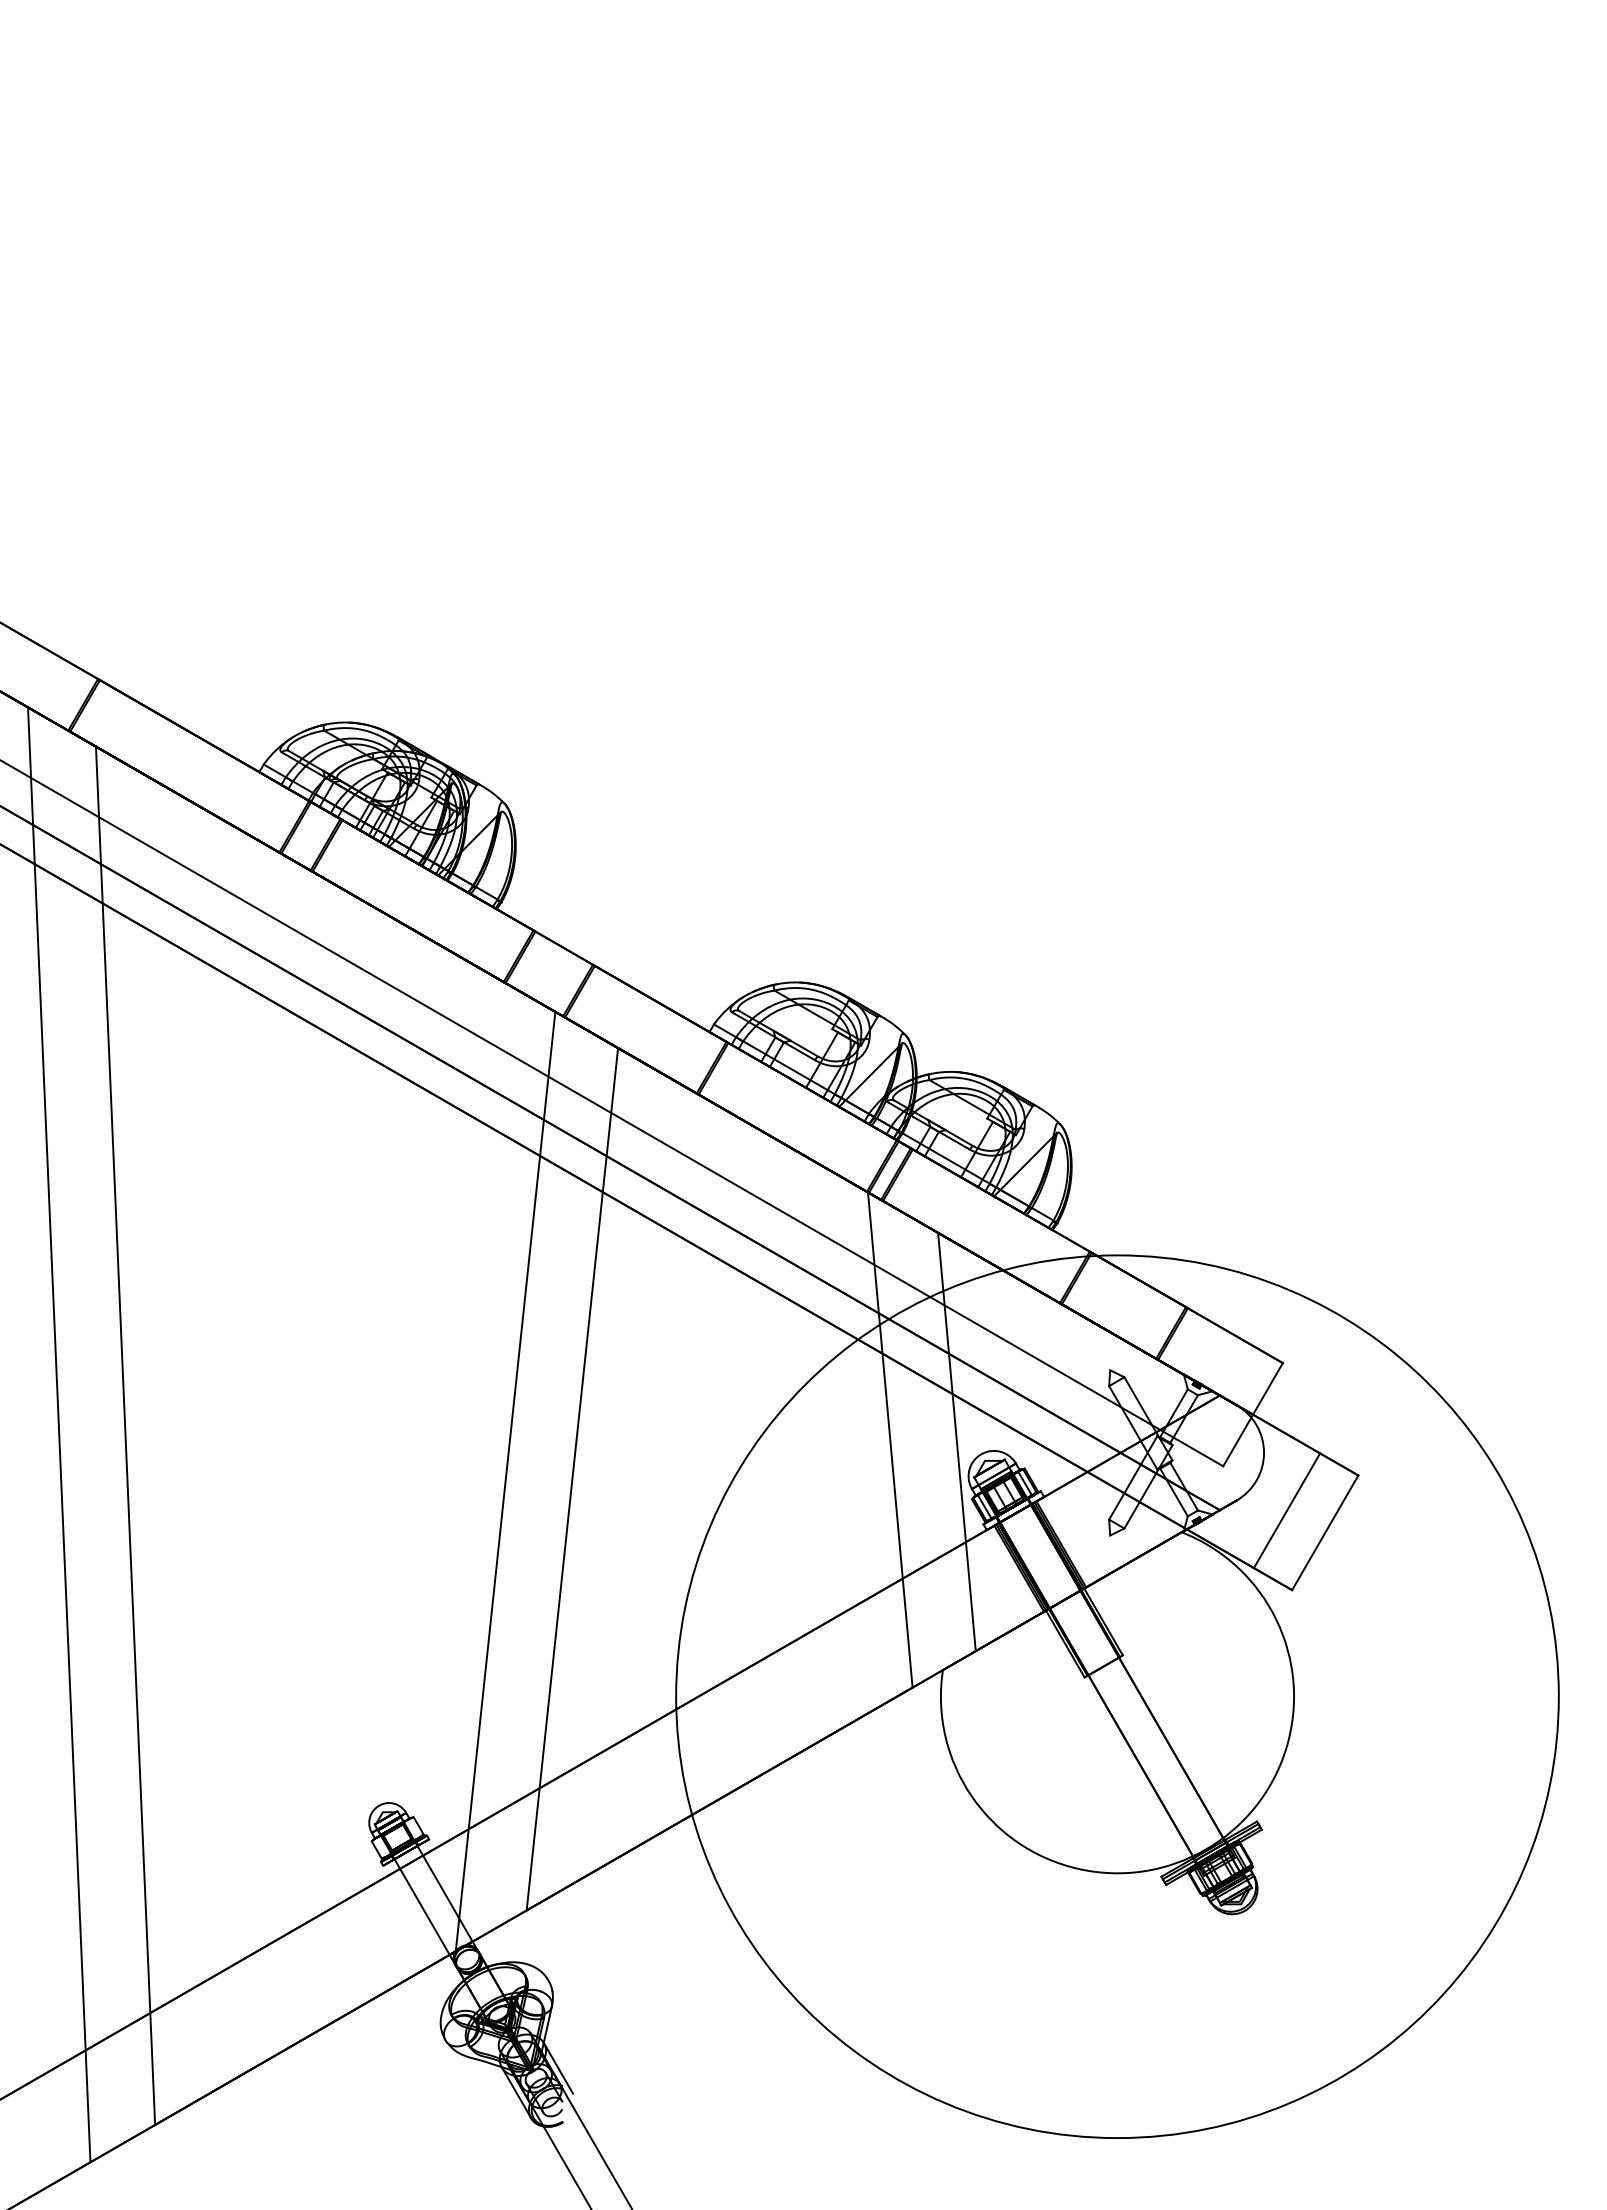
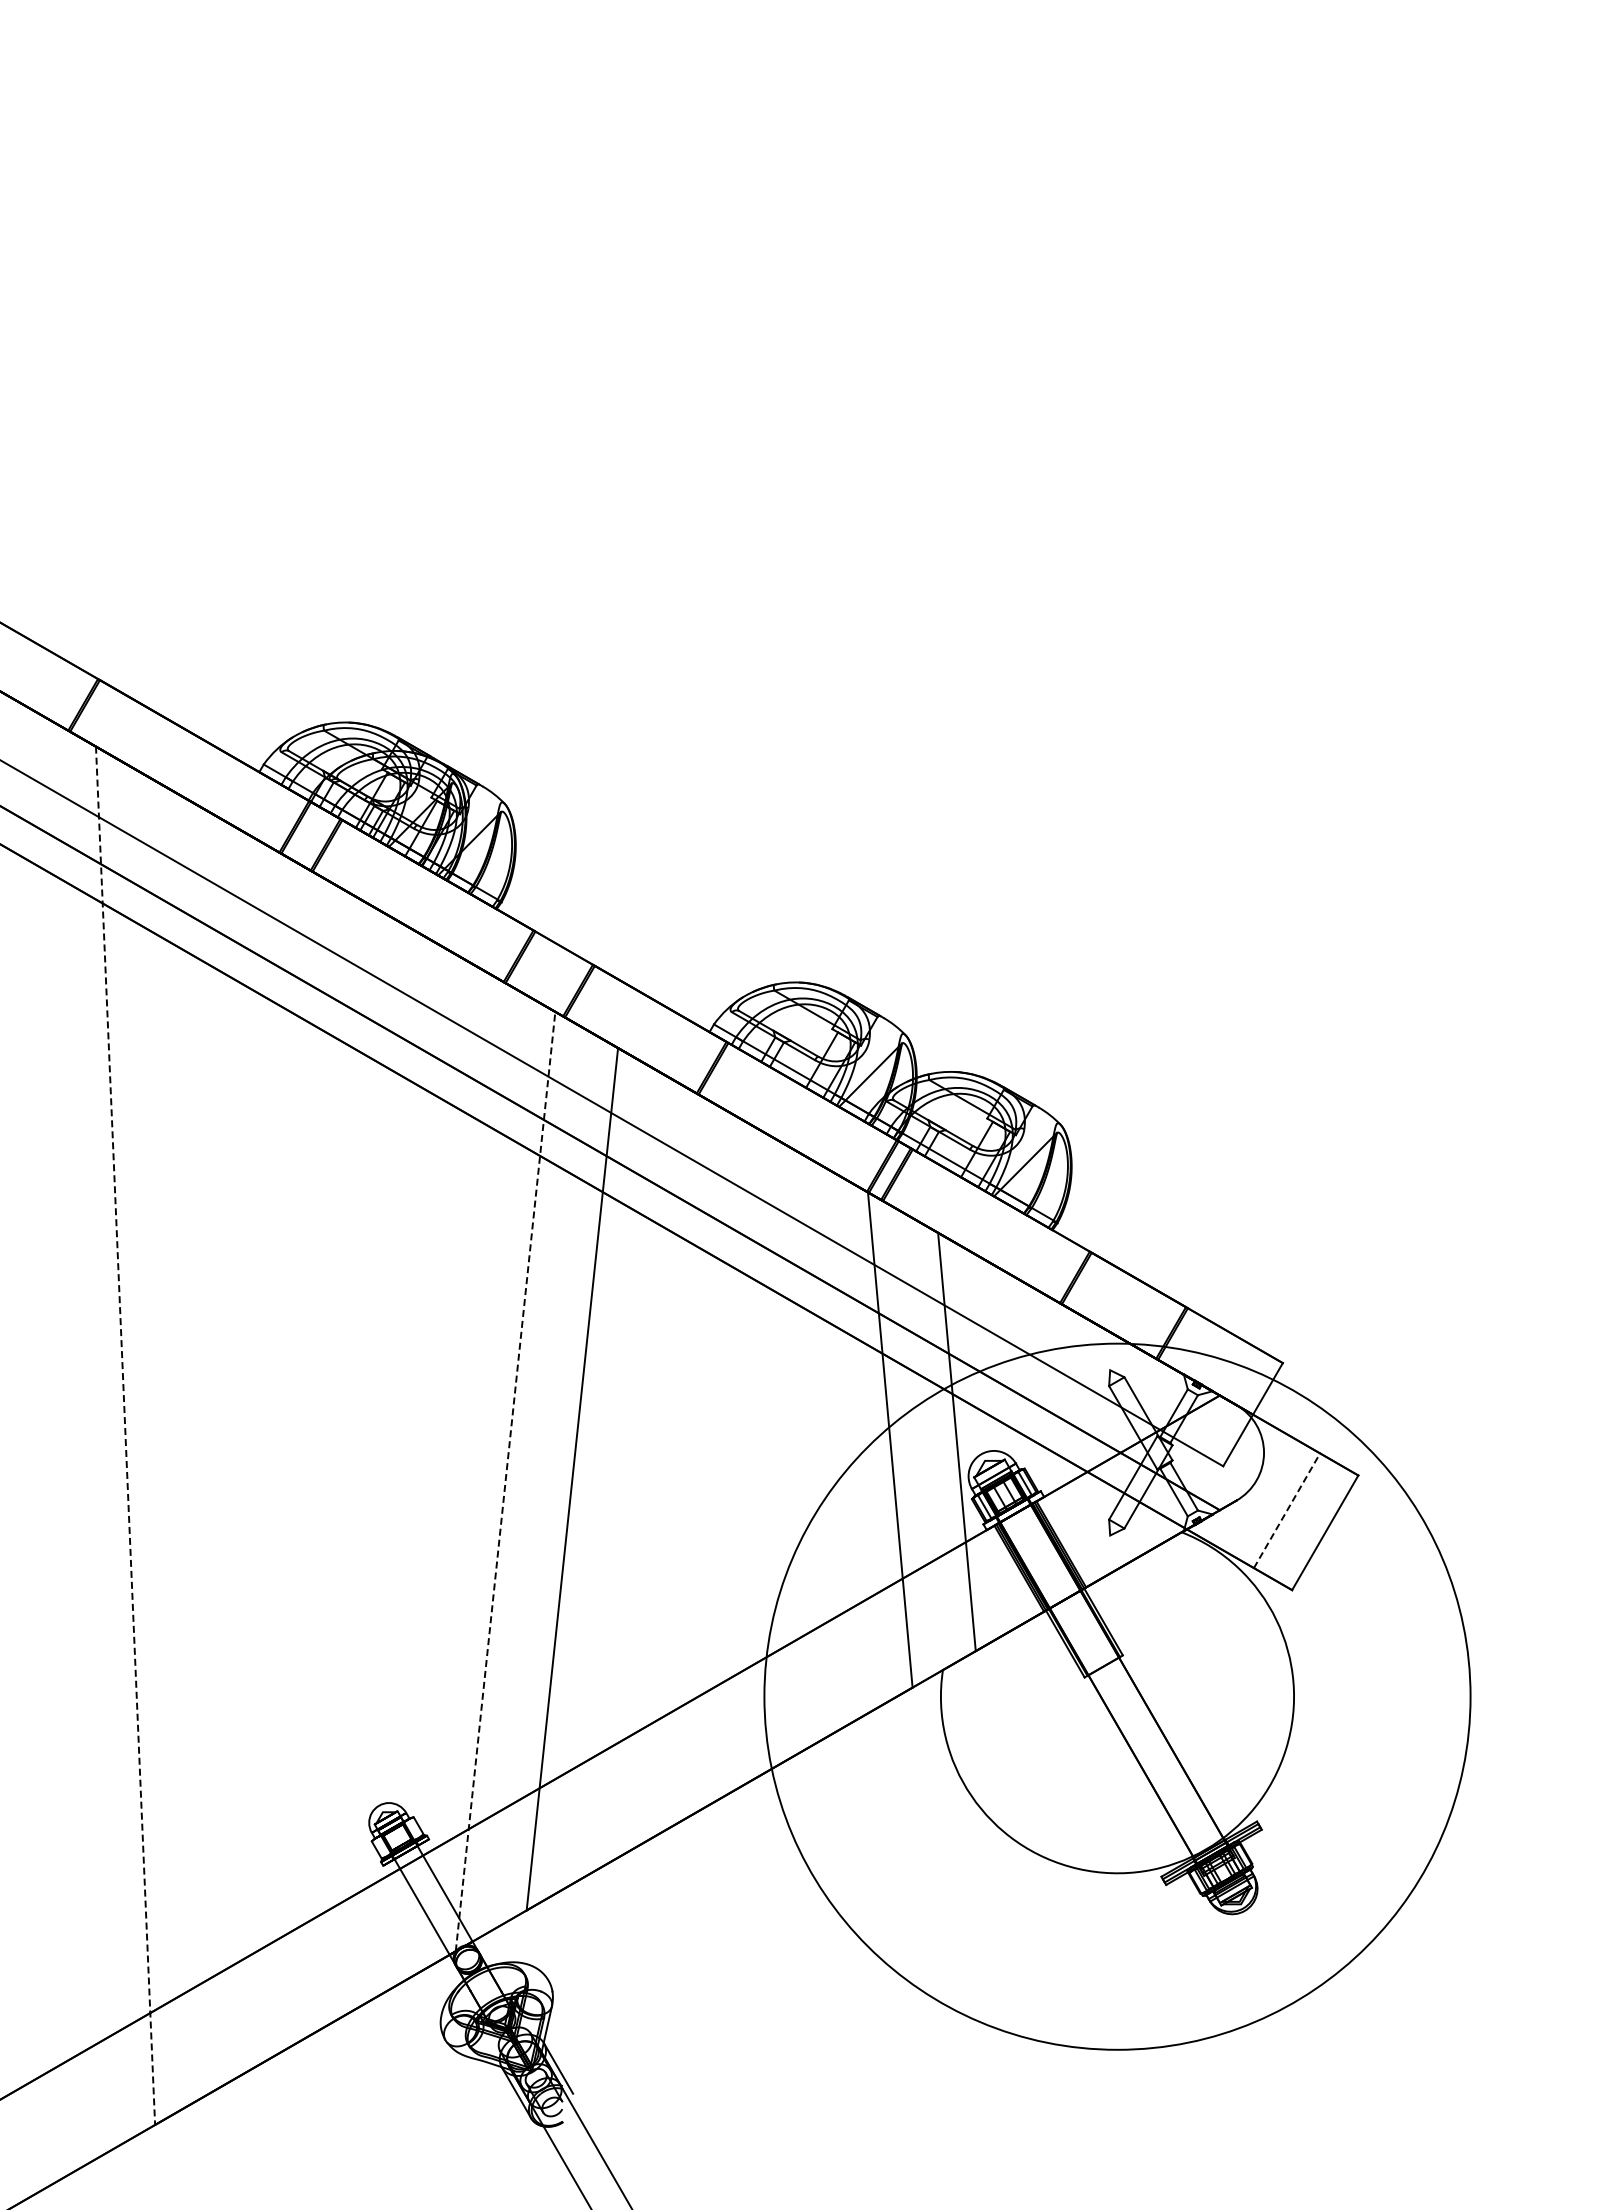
line: present -> none (59, 1434)
line: solid -> dashed (125, 1435)
line: solid -> dashed (505, 1481)
line: solid -> dashed (1287, 1510)
circle diameter: 883 px -> 706 px (1117, 1696)
